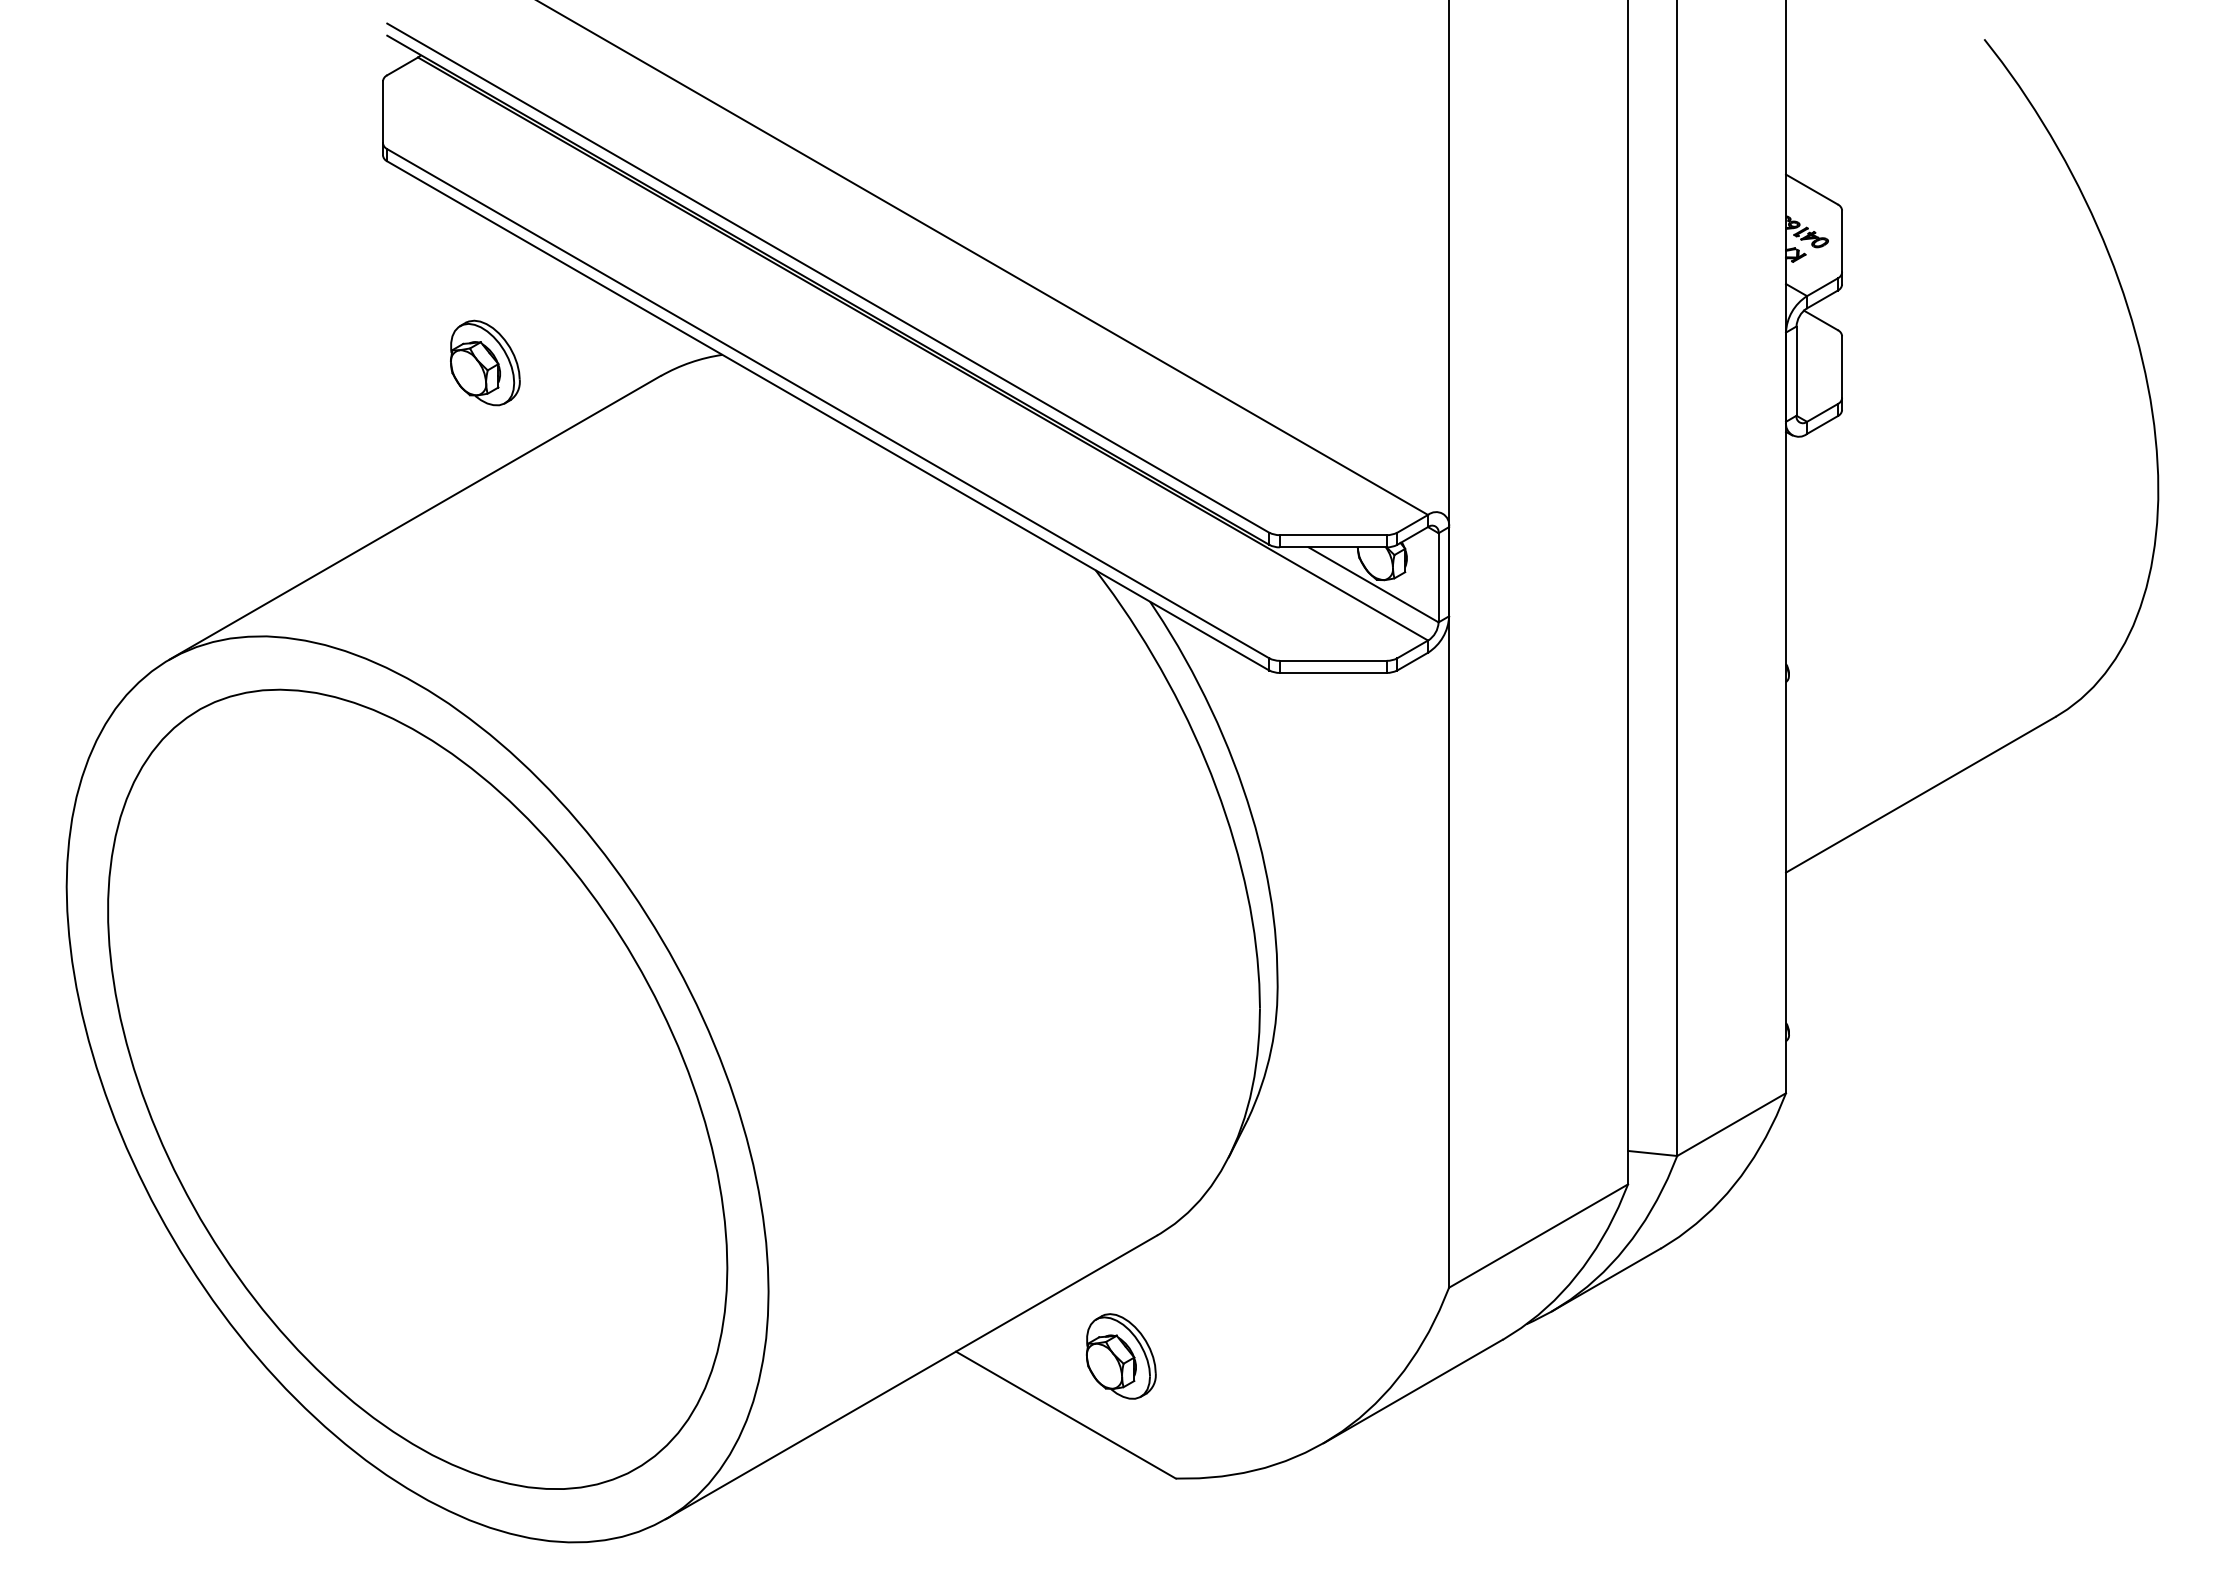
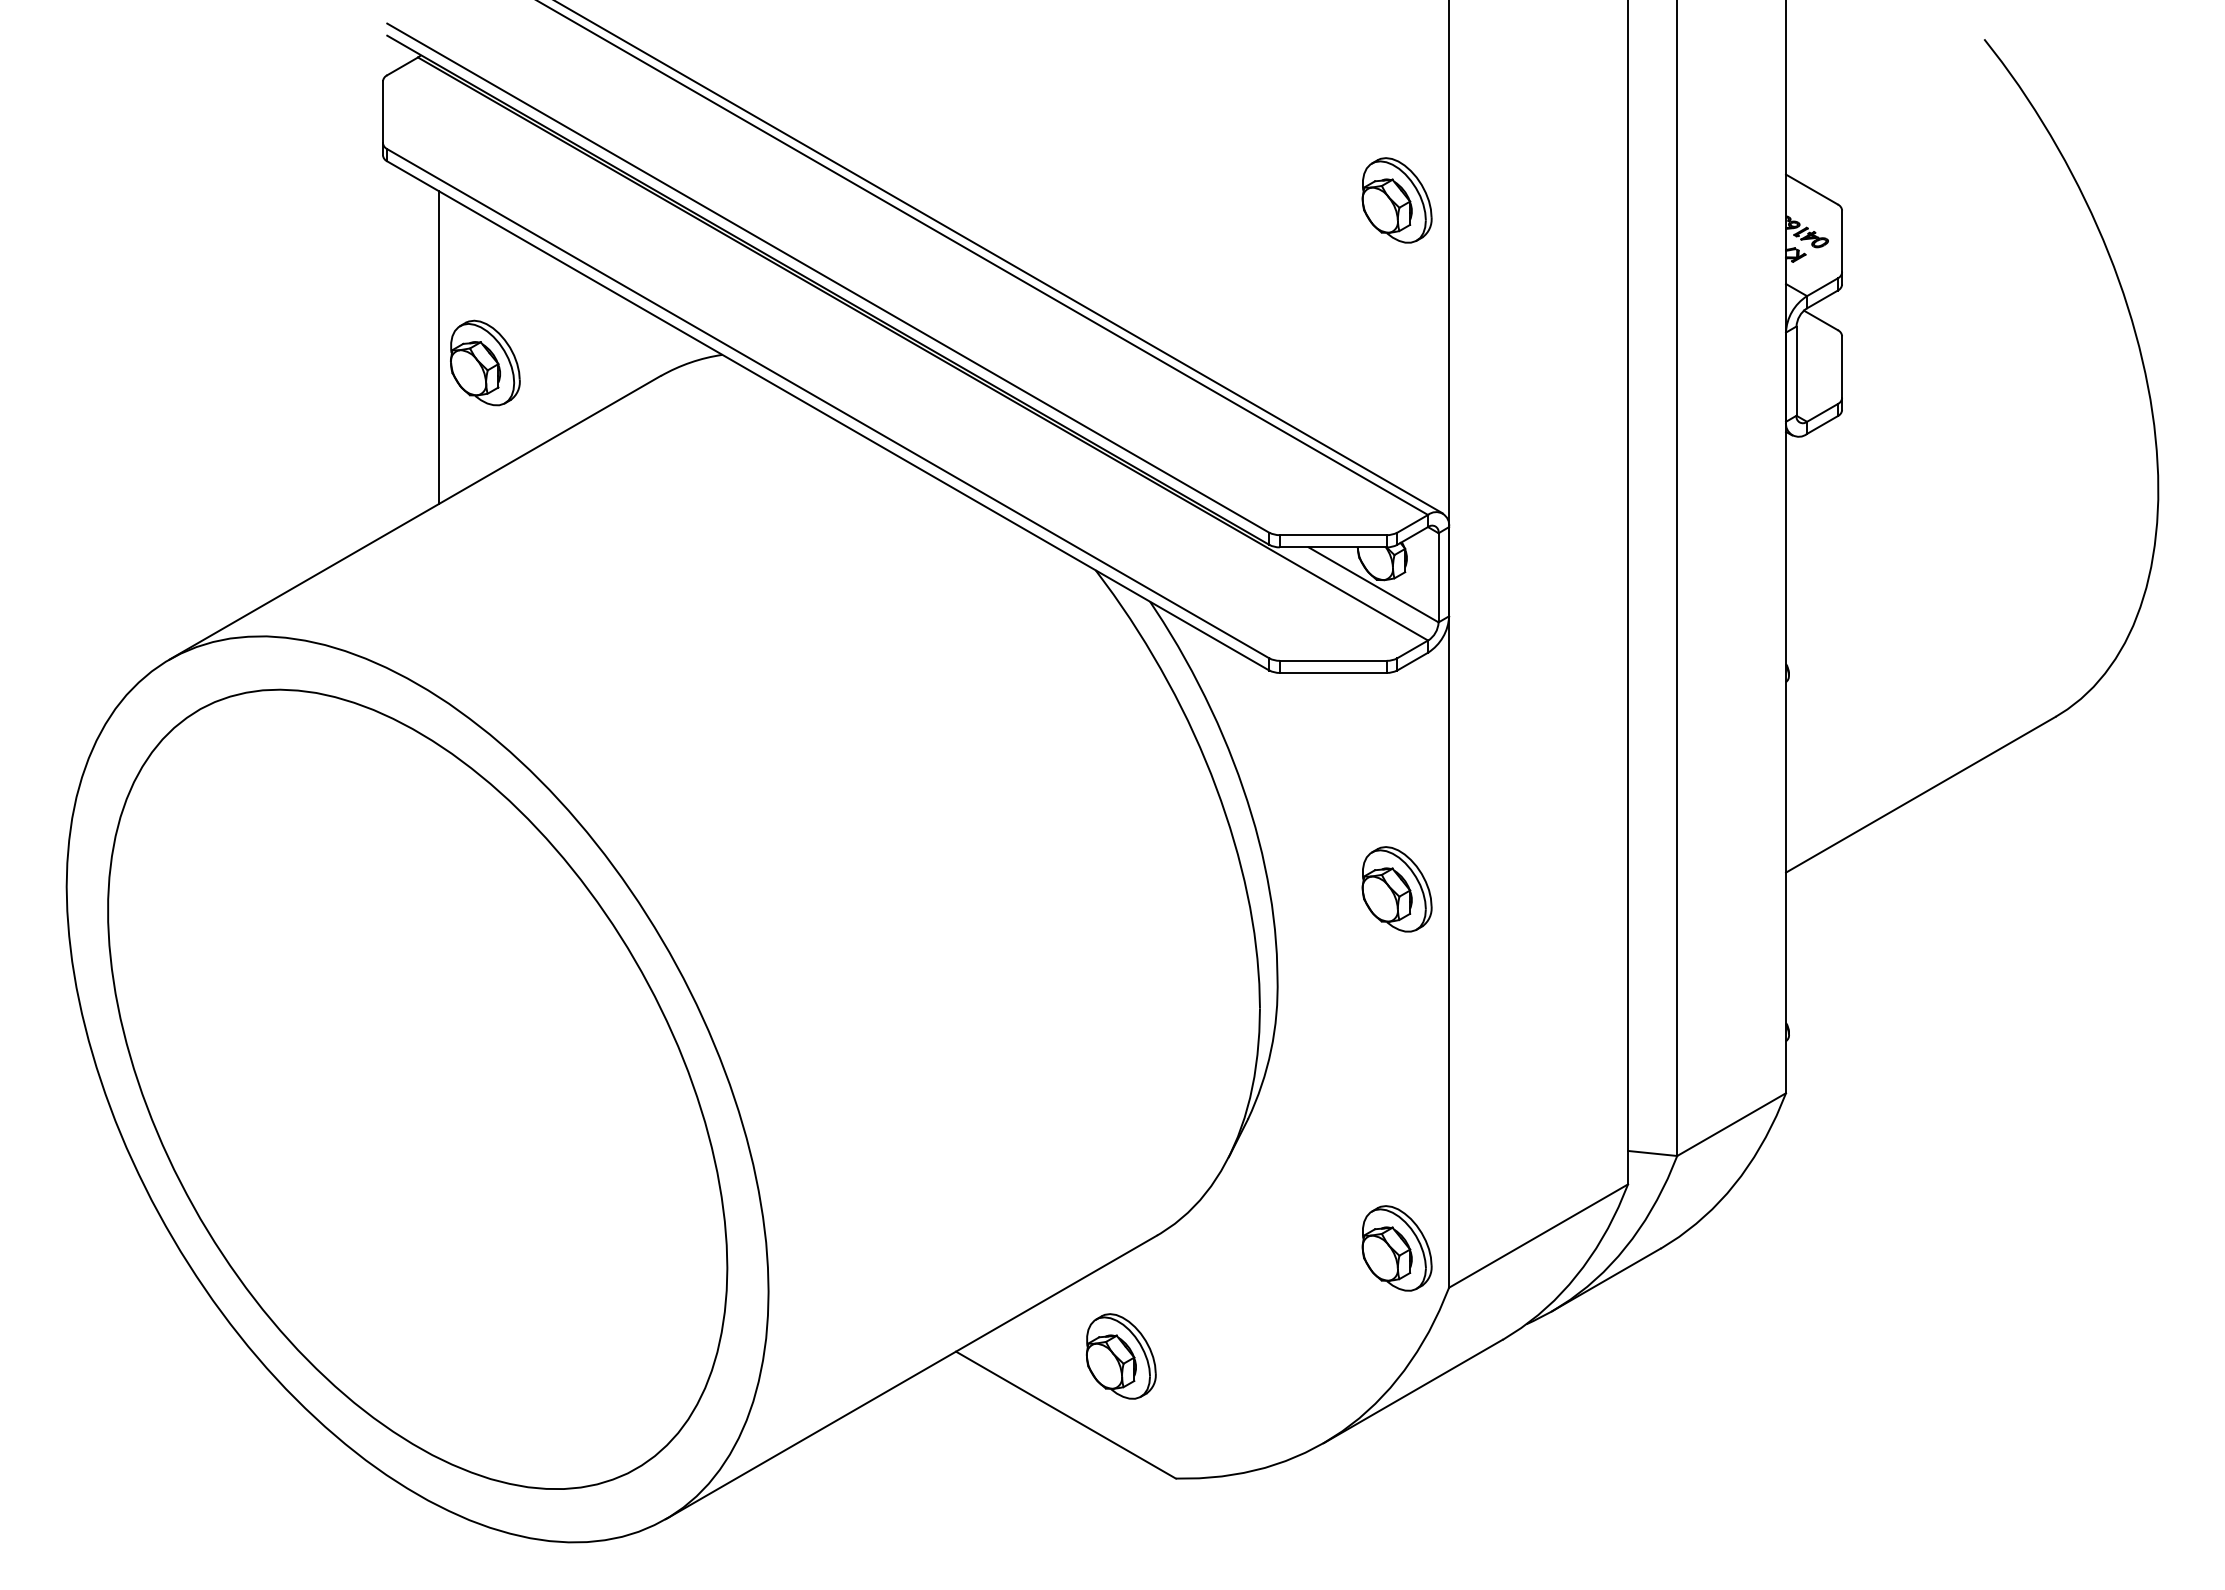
part: none -> present (1396, 200)
line: none -> present (999, 257)
line: none -> present (439, 347)
part: none -> present (1396, 889)
part: none -> present (1396, 1248)
